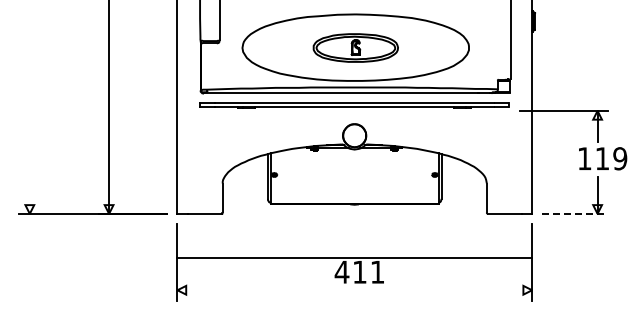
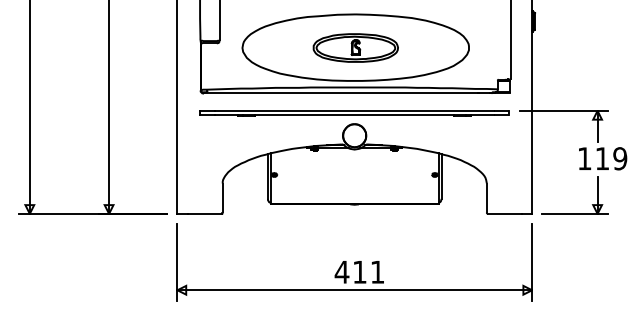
part position: (354, 105) -> (354, 113) (354, 113)
line: none -> present (29, 107)
line: dashed -> solid (575, 213)
line position: (354, 258) -> (354, 290) (354, 290)
